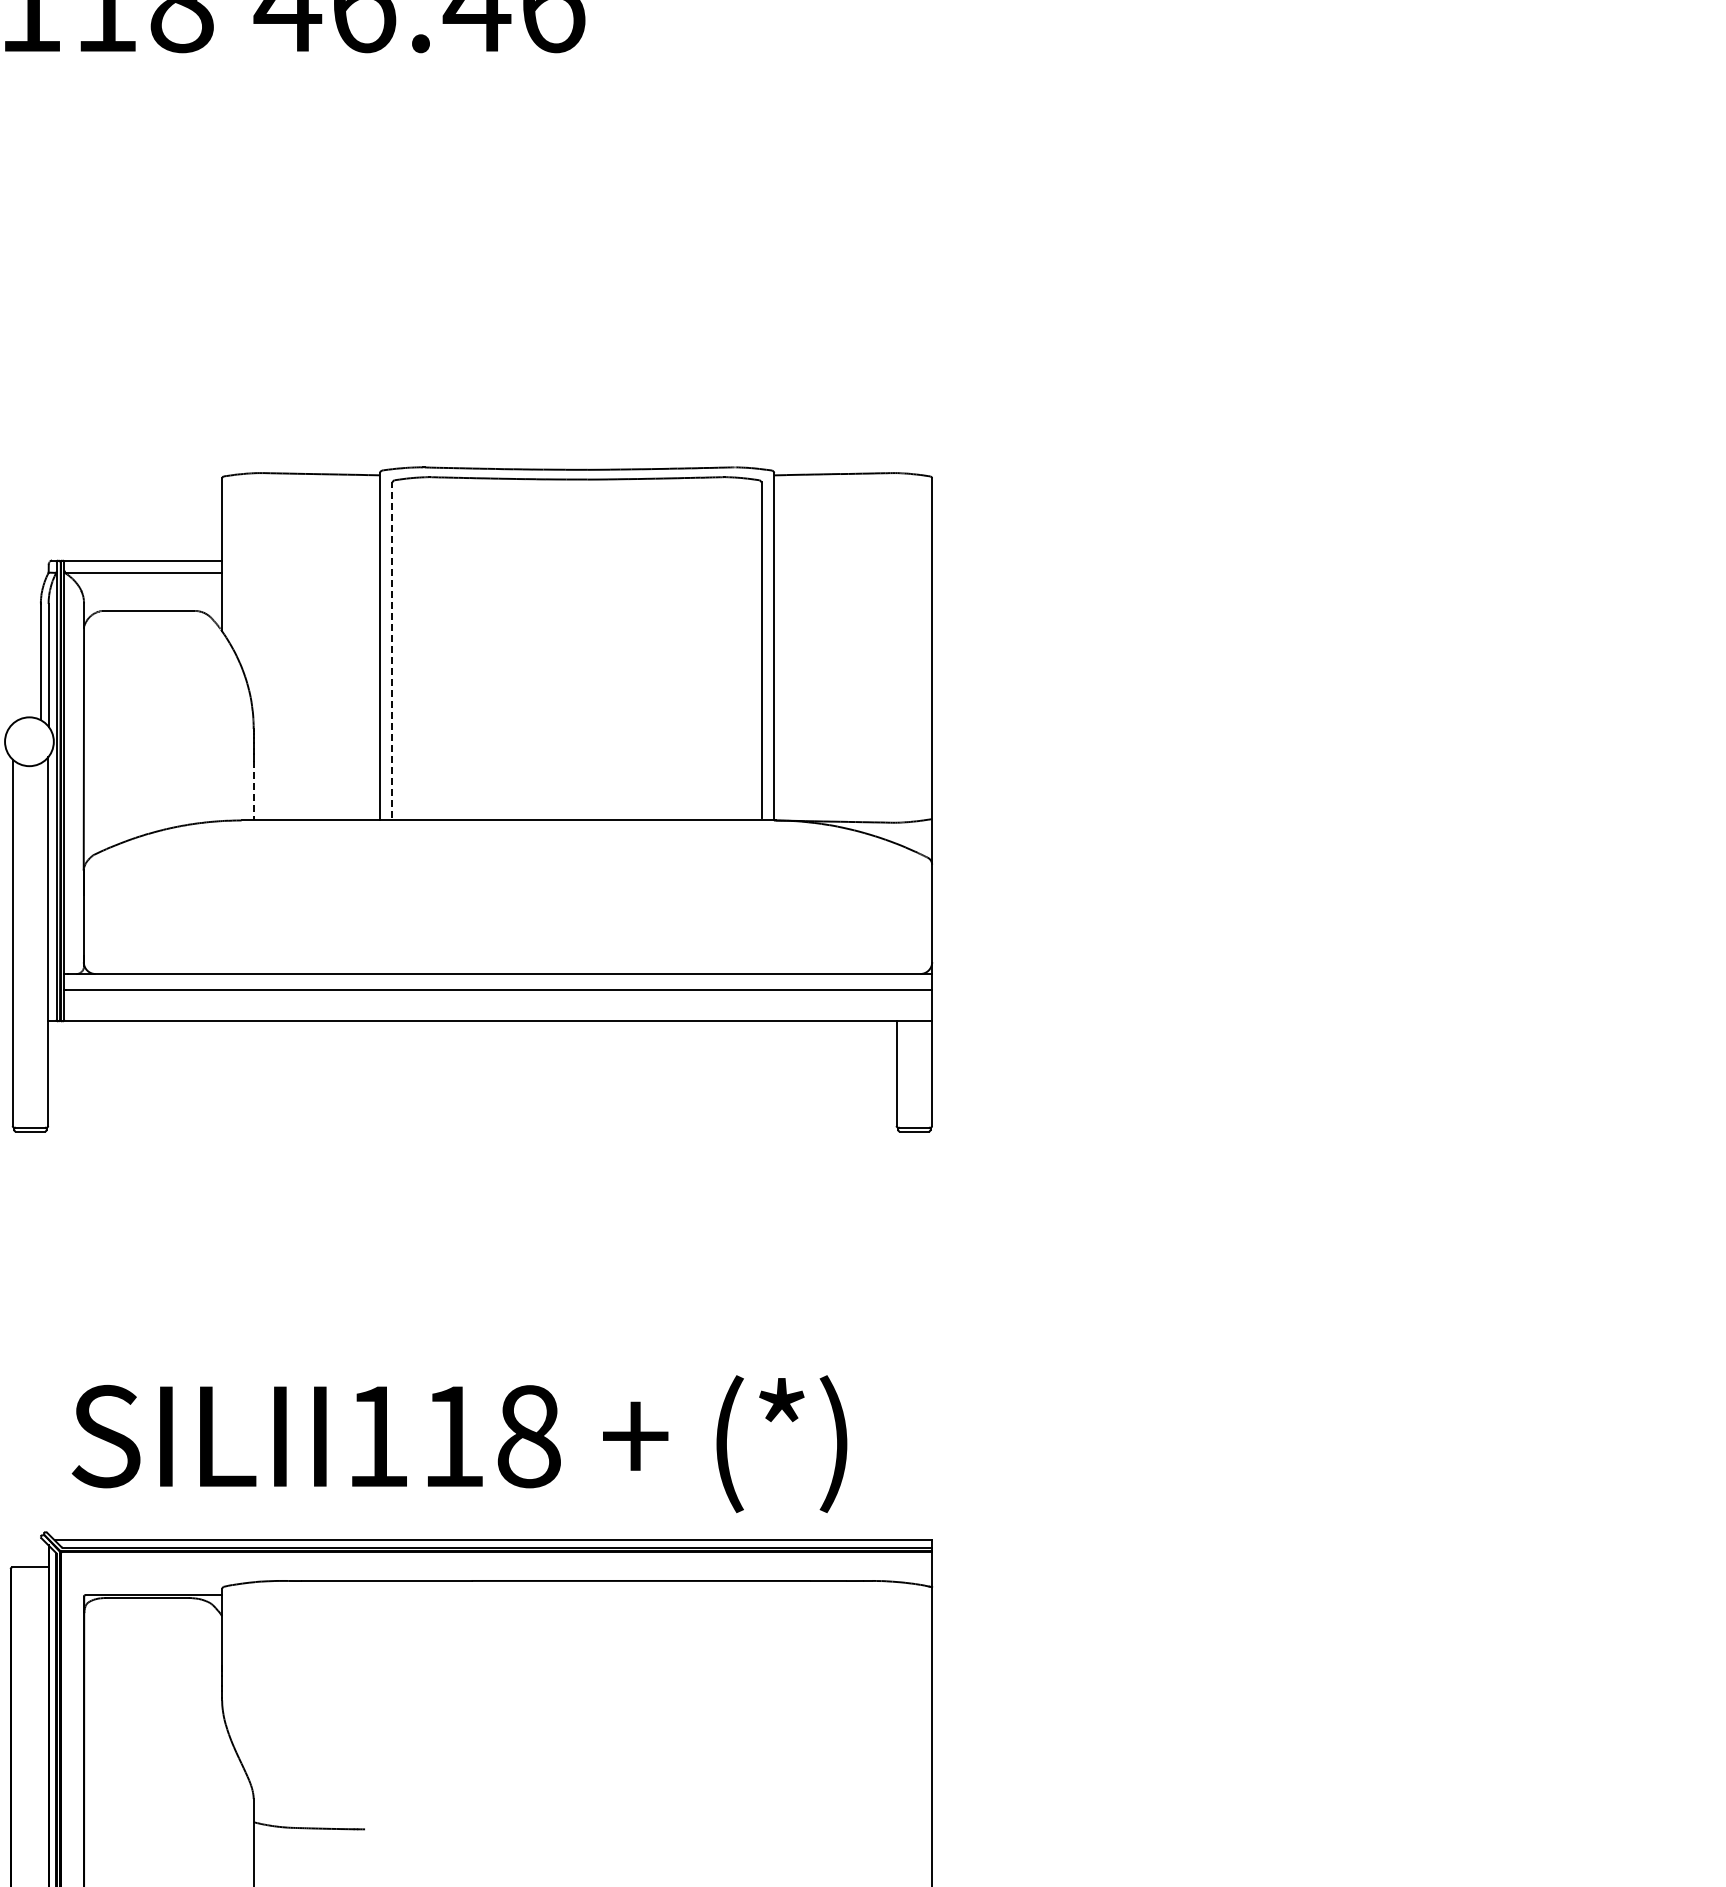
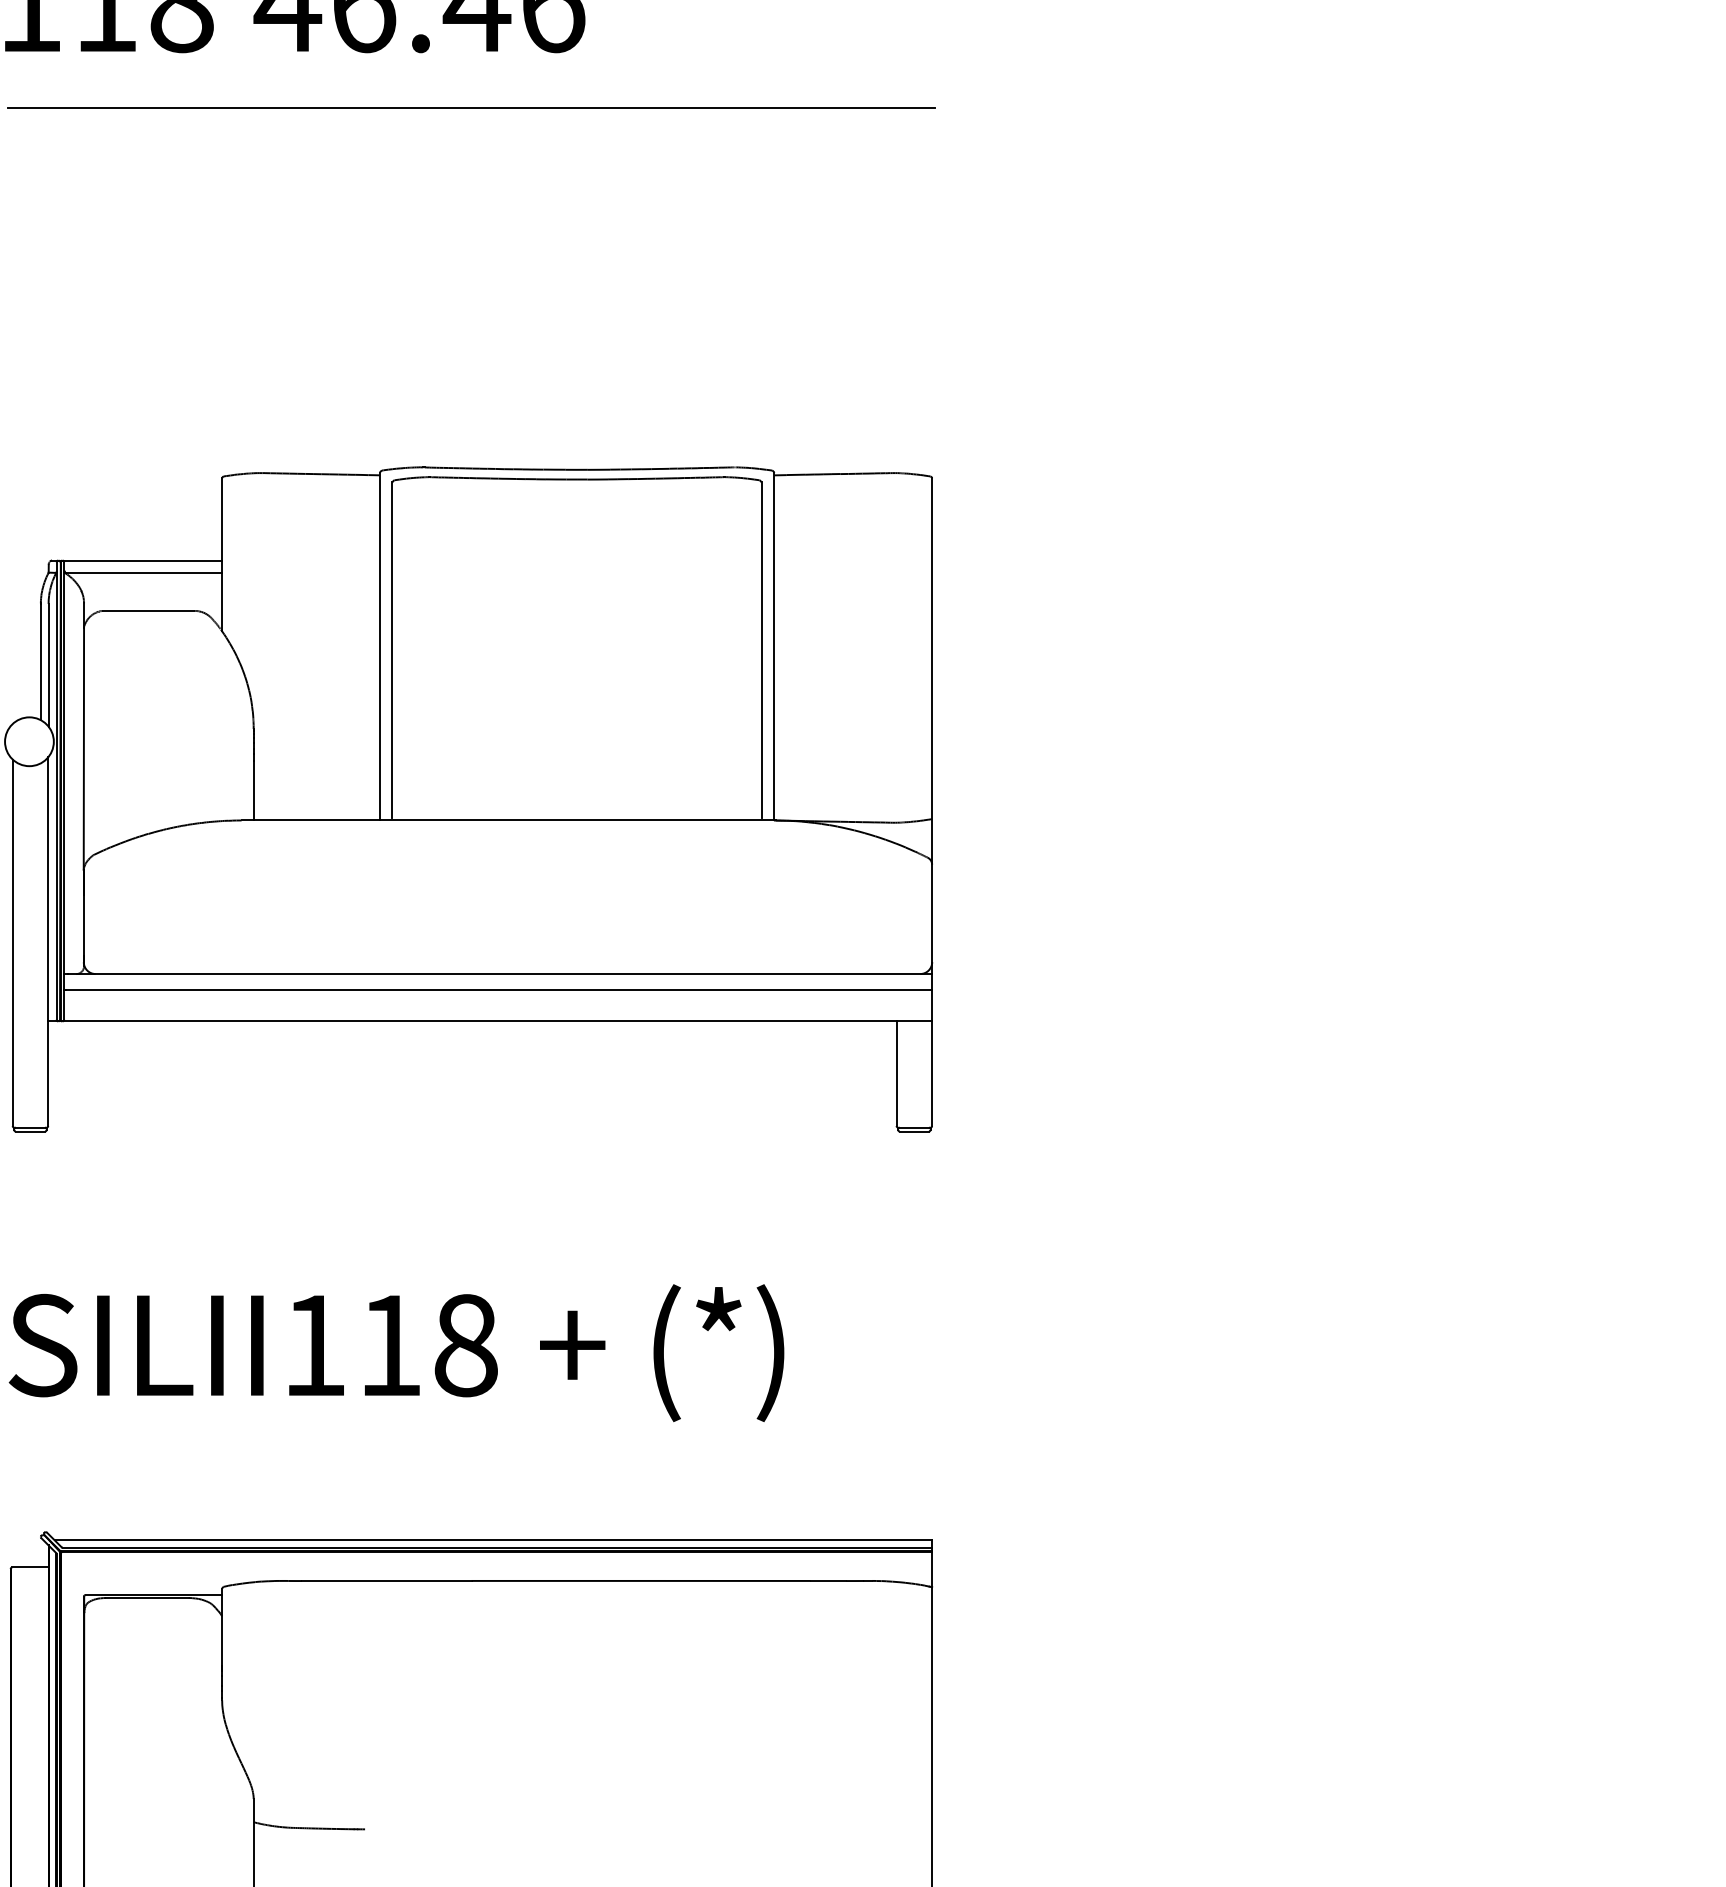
line: none -> present (471, 108)
line: dashed -> solid (392, 650)
line: dashed -> solid (253, 790)
text position: (459, 1444) -> (396, 1353) (396, 1353)
